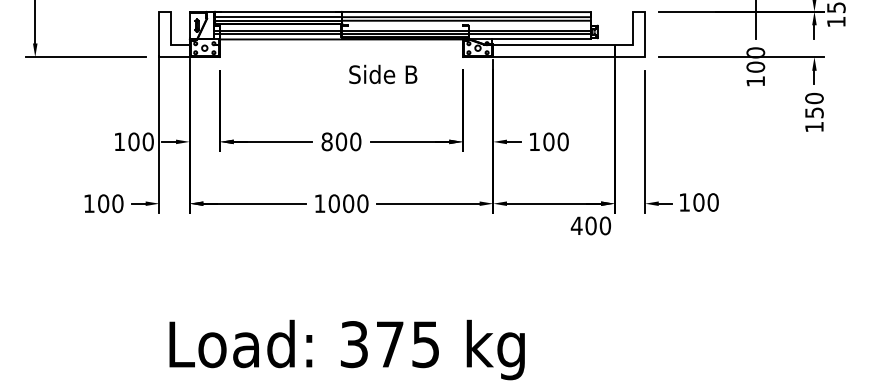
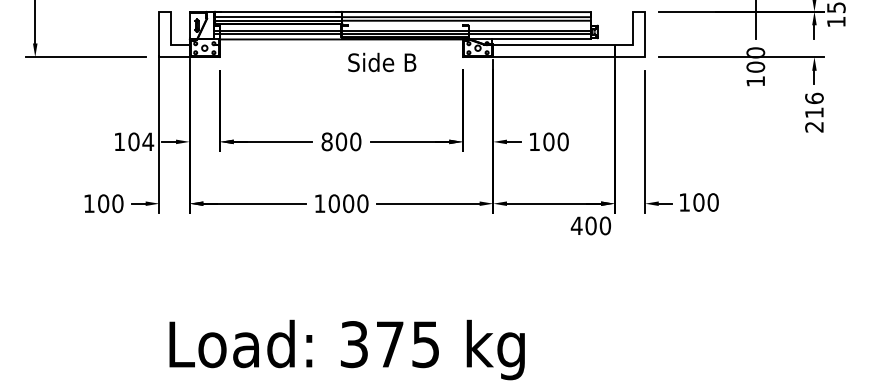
text position: (383, 74) -> (382, 62) (382, 62)
text: 150 -> 216 (814, 112)
text: 100 -> 104 (148, 141)
